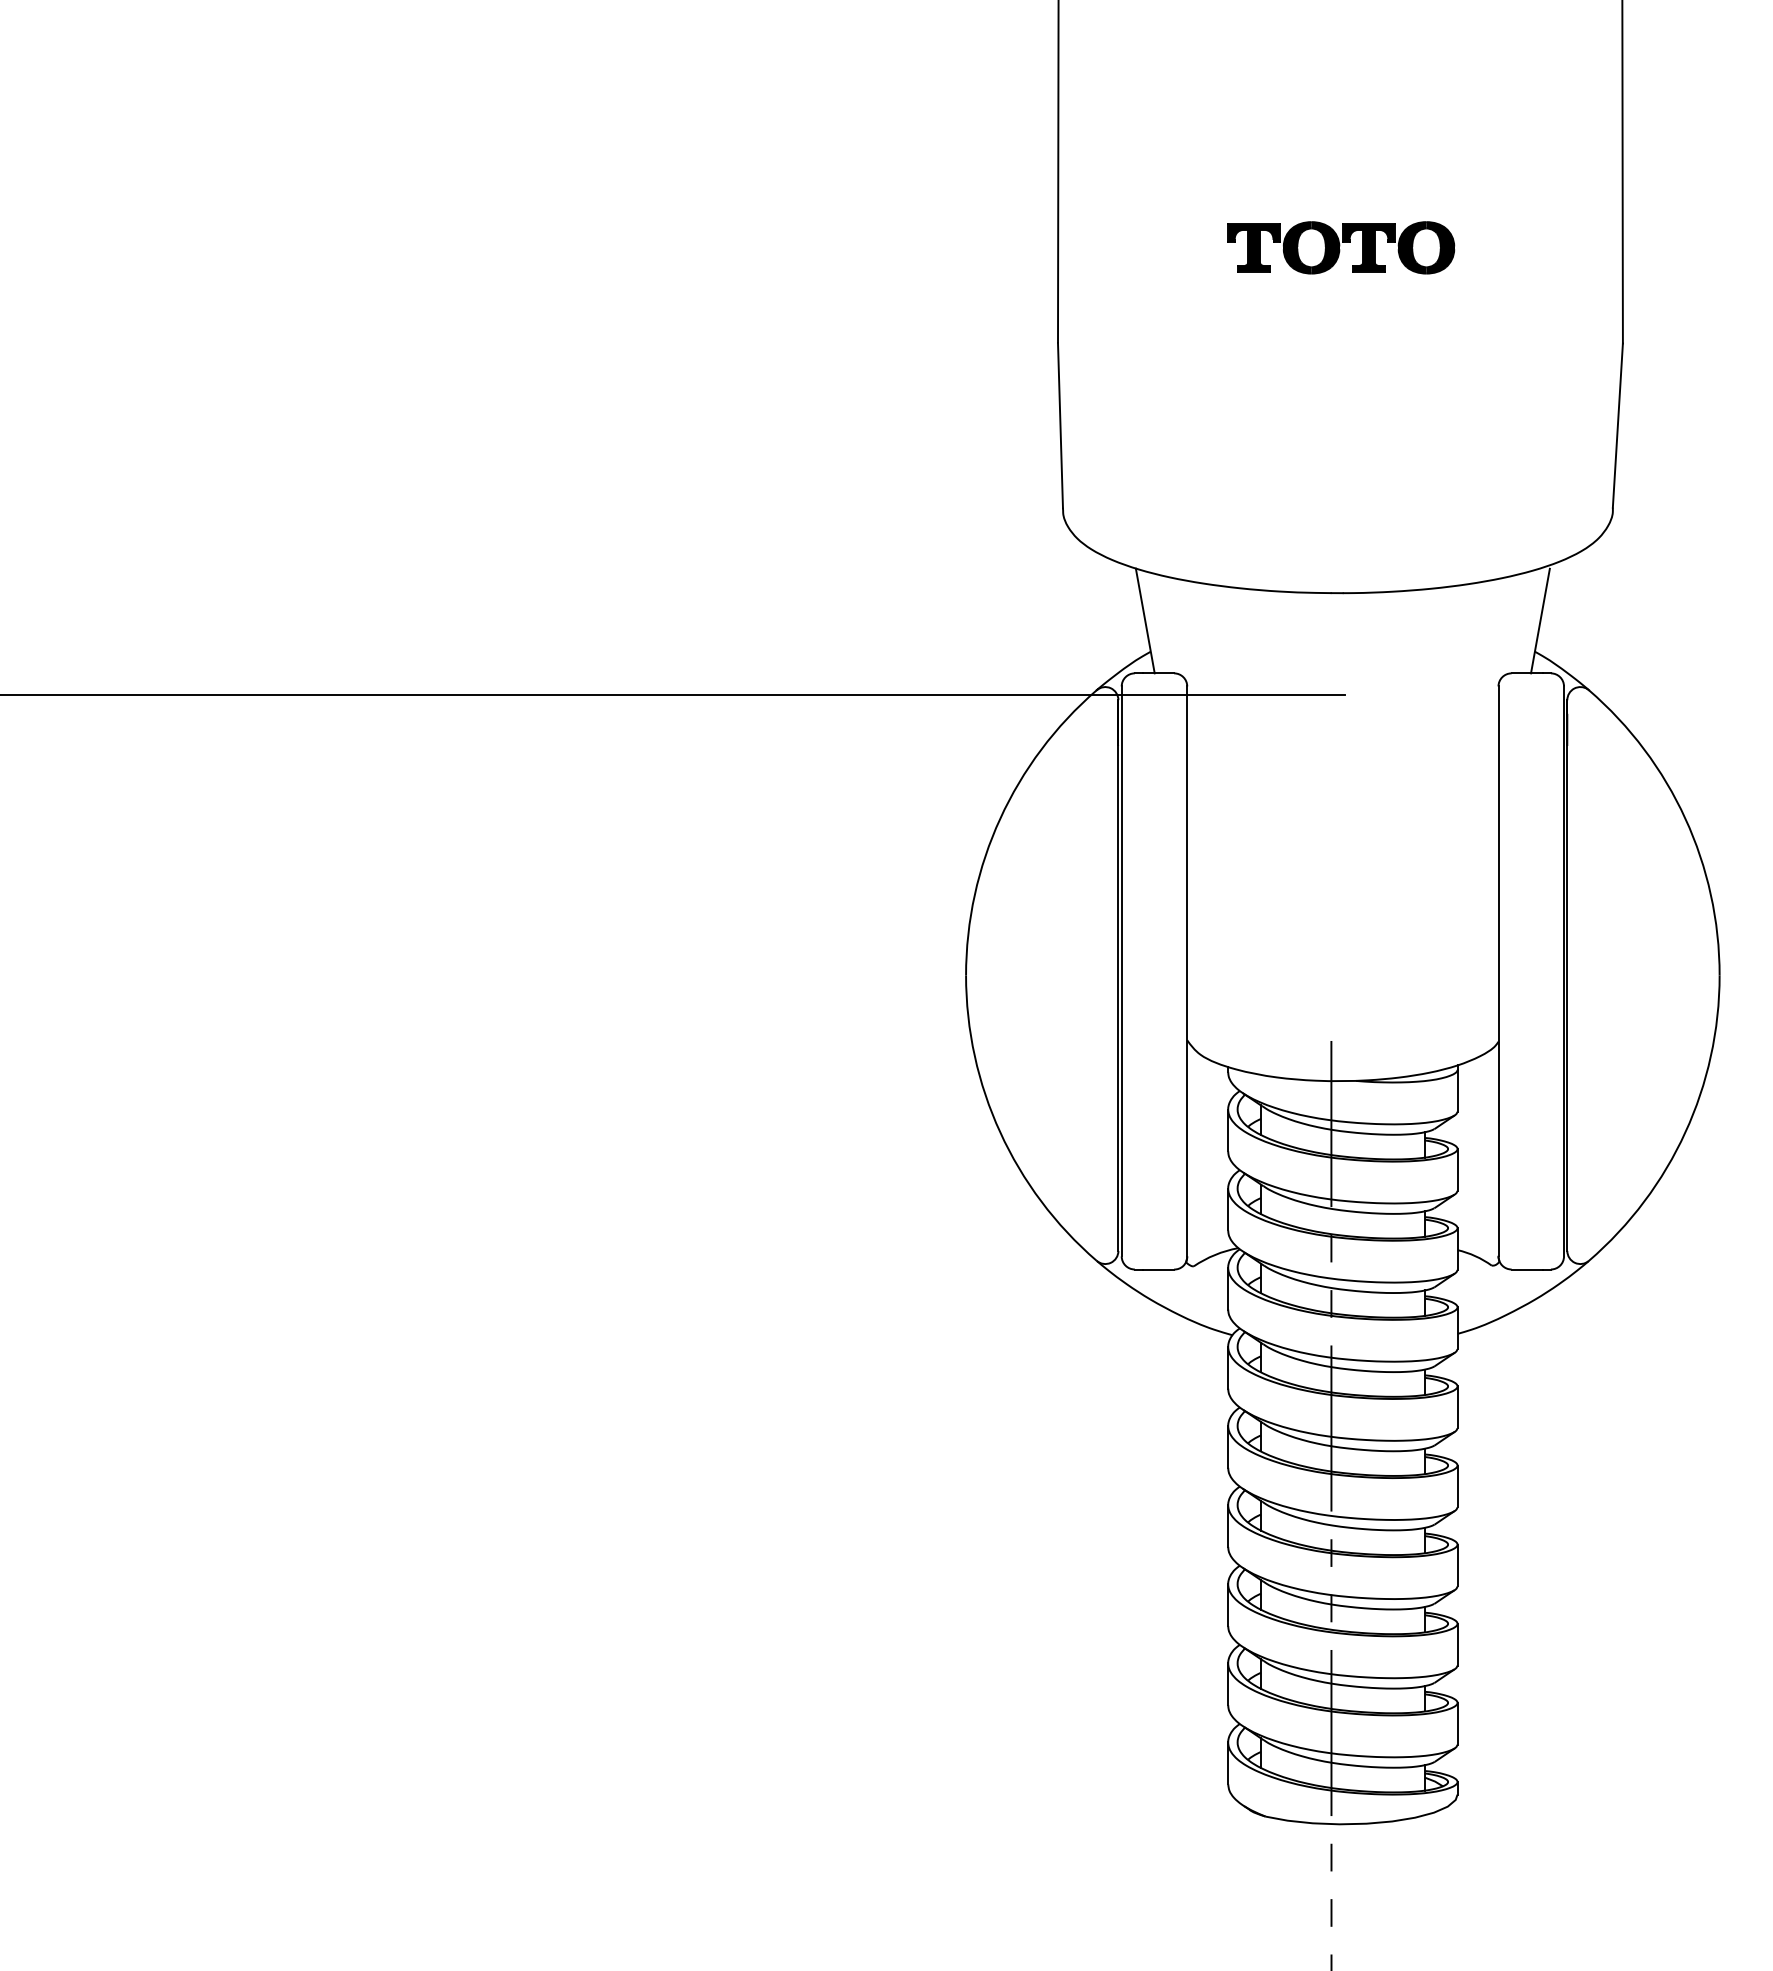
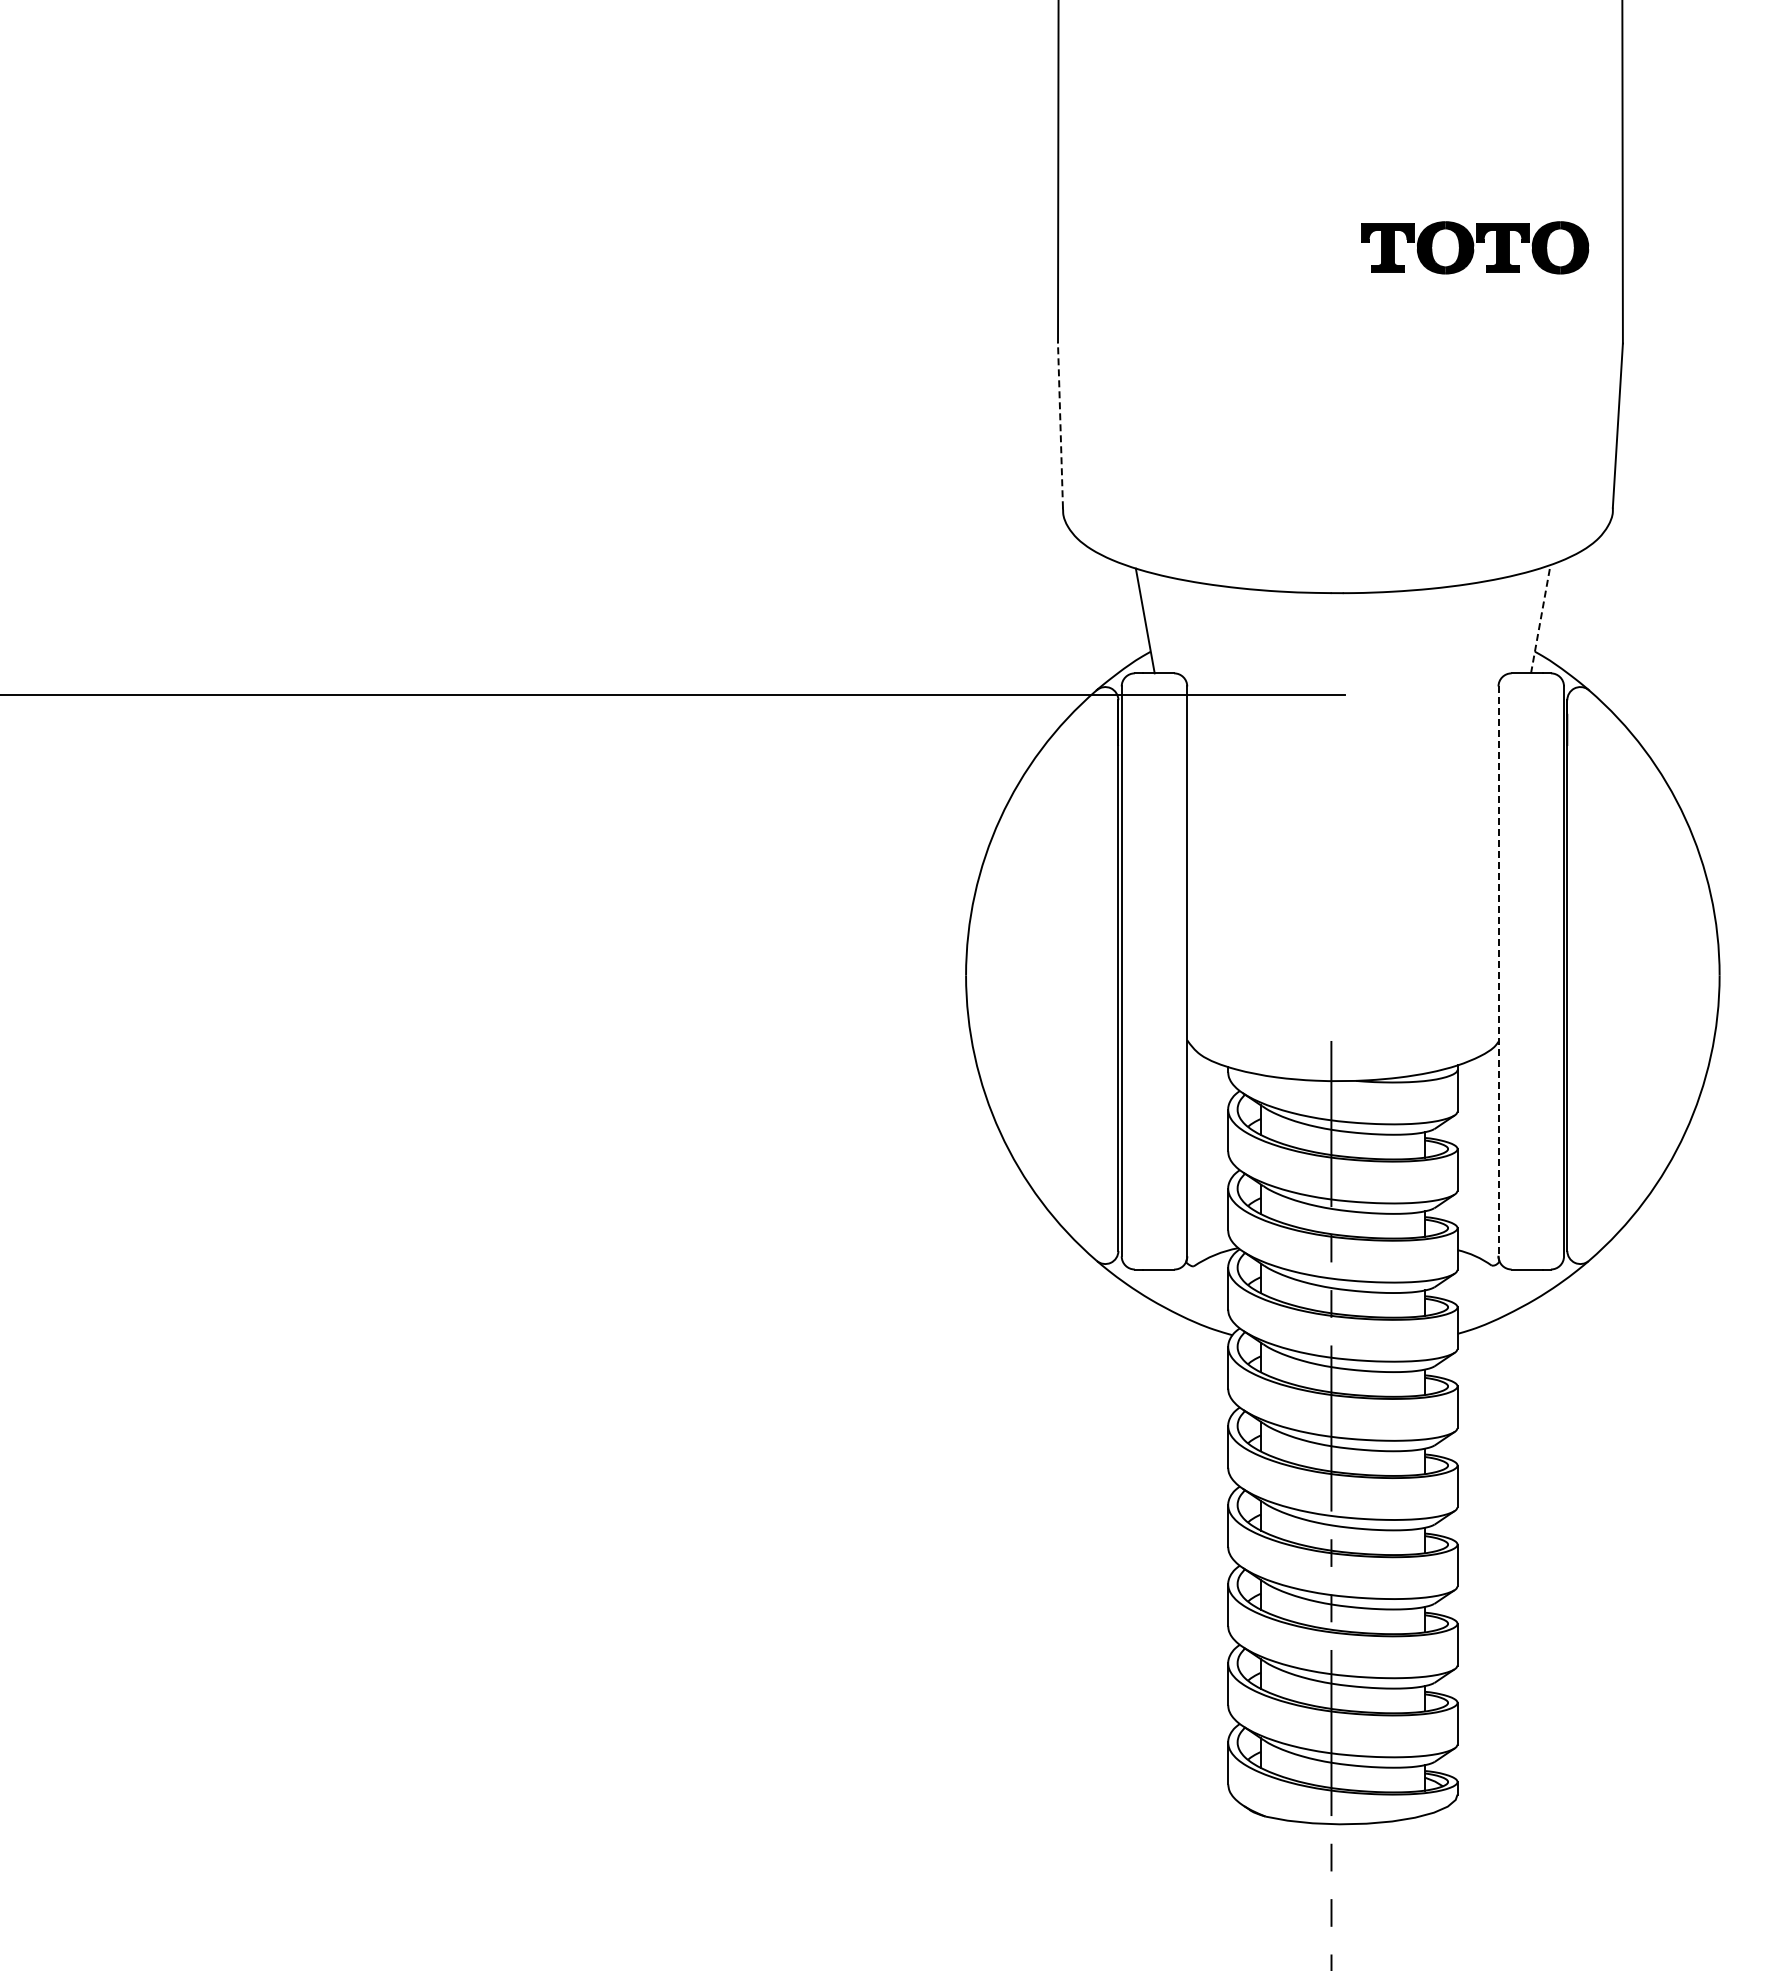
part position: (1341, 247) -> (1475, 247) (1475, 247)
line: solid -> dashed (1060, 425)
line: solid -> dashed (1540, 620)
line: solid -> dashed (1498, 971)
